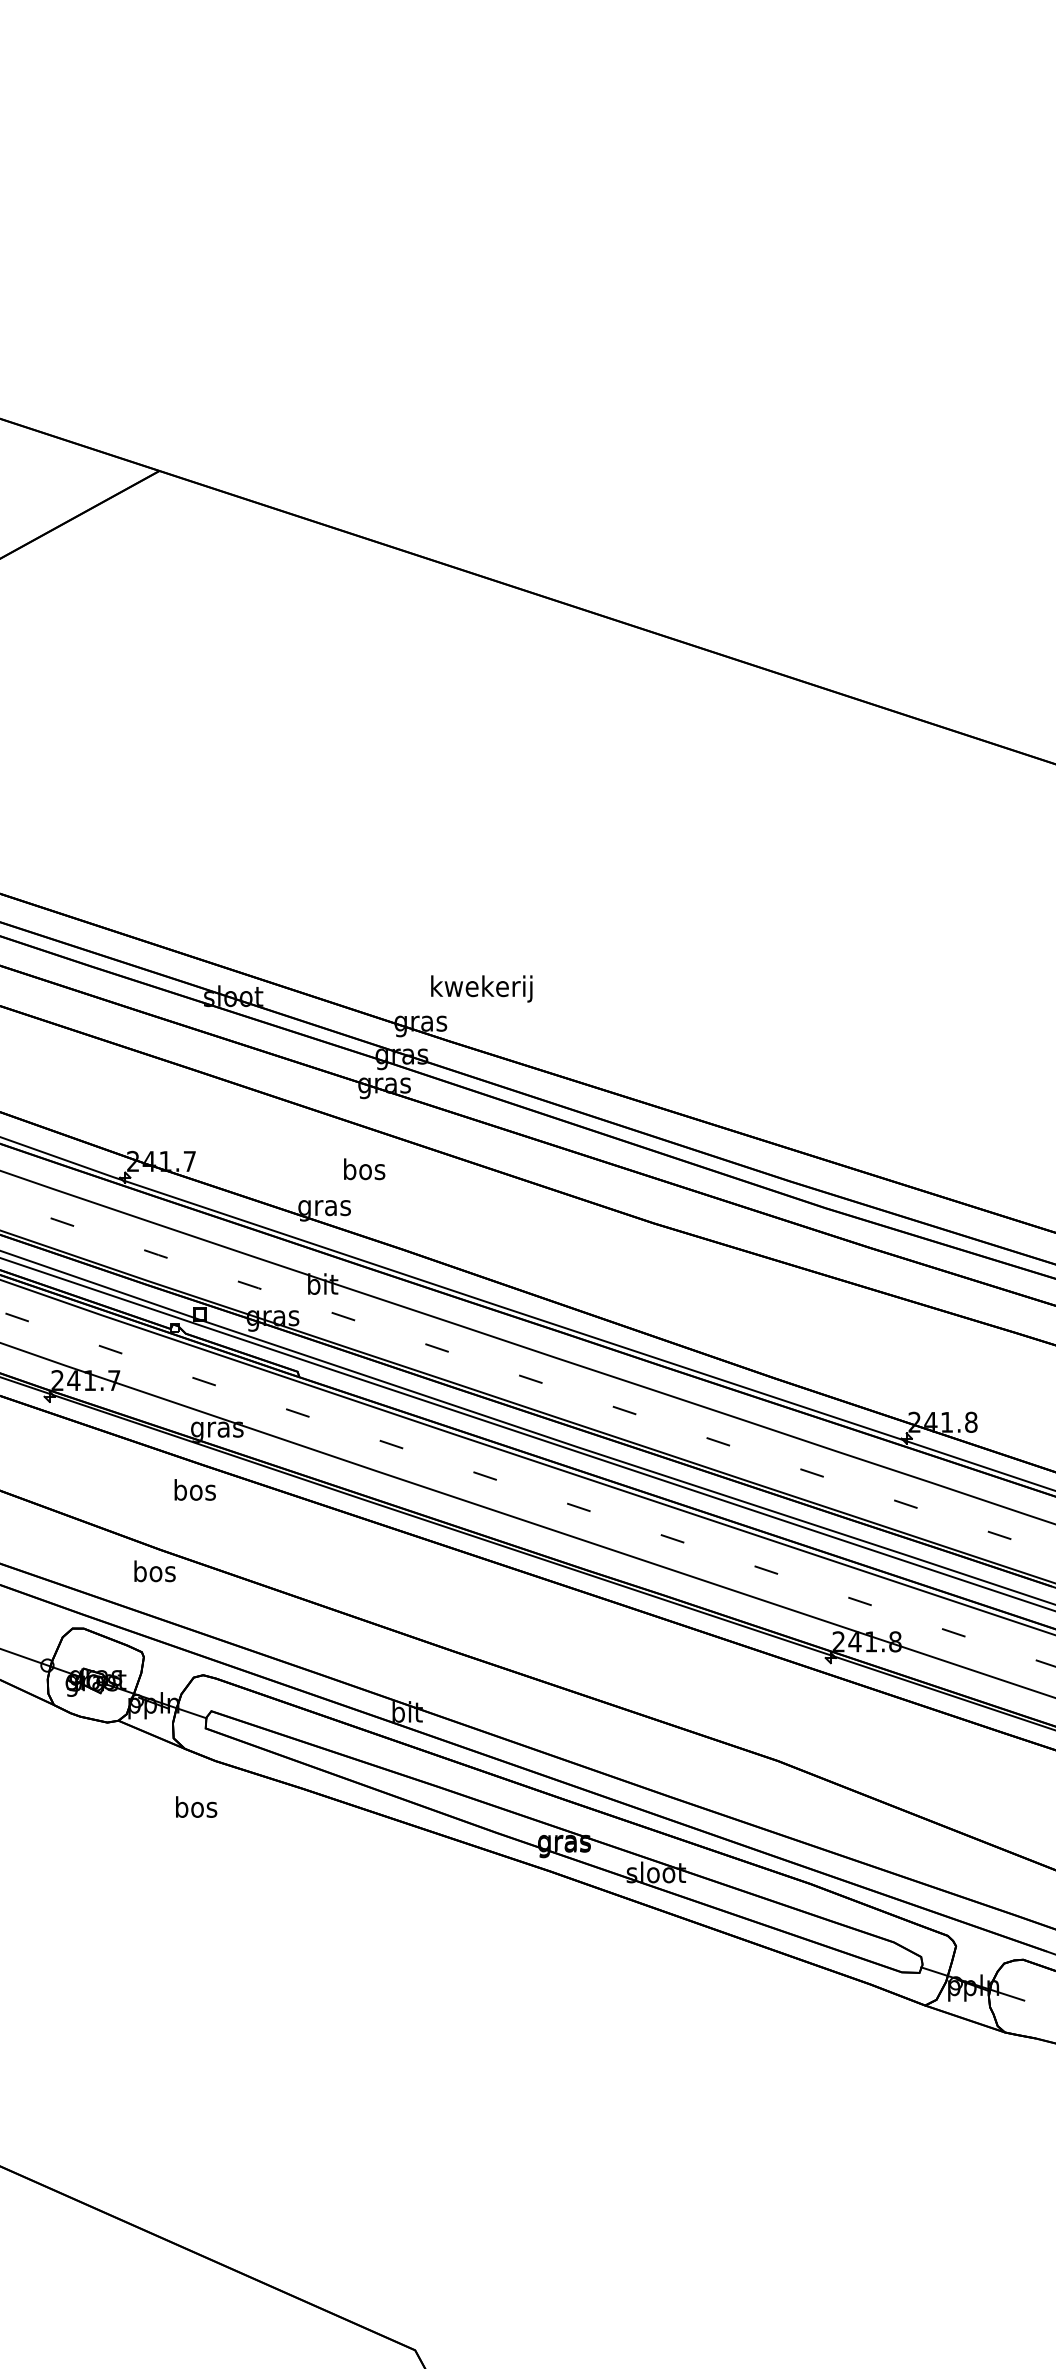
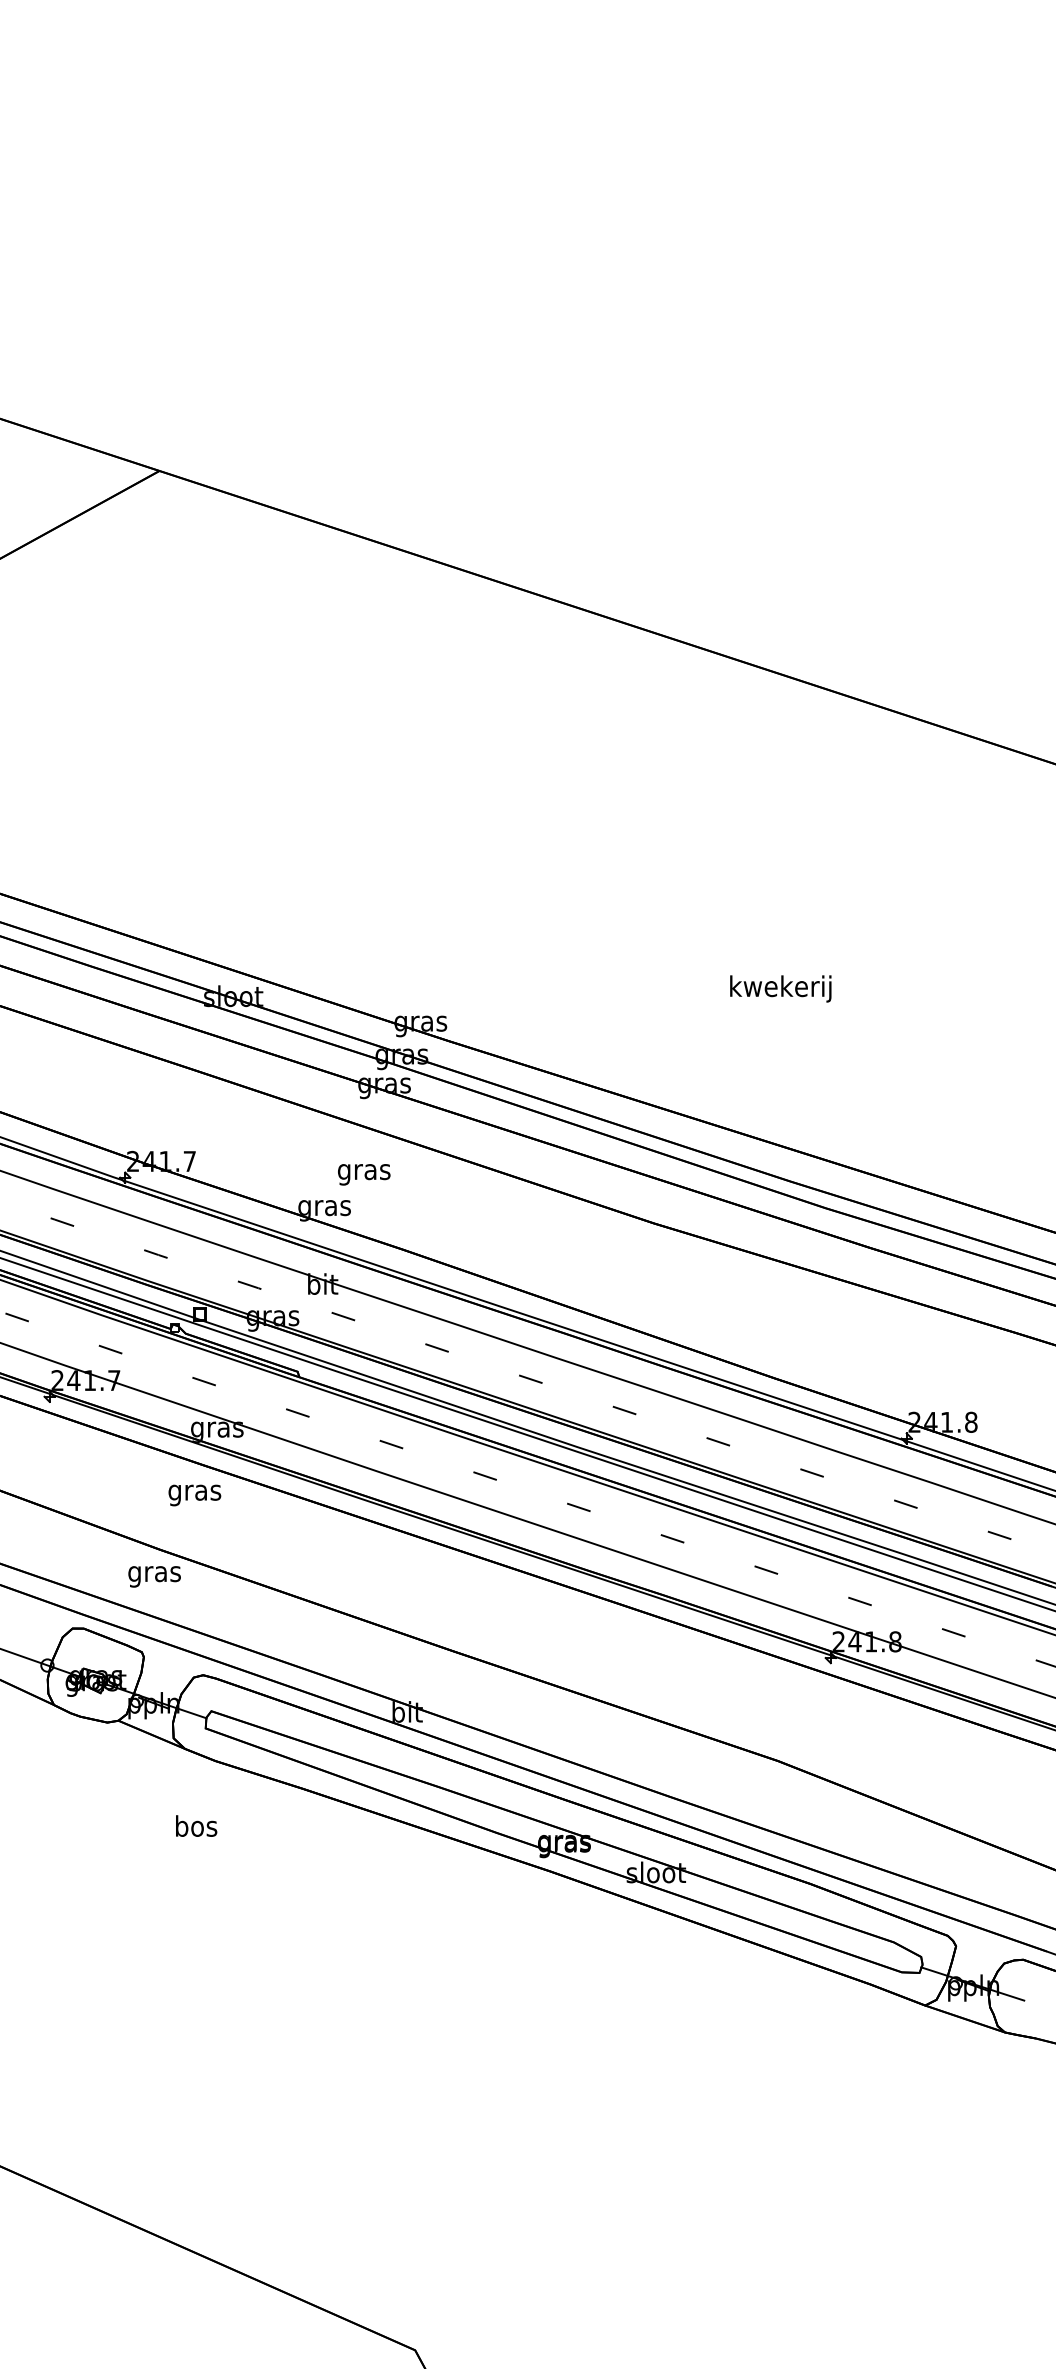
text position: (481, 988) -> (780, 988) (780, 988)
text: bos -> gras (364, 1171)
text: bos -> gras (194, 1492)
text: bos -> gras (154, 1573)
text position: (196, 1806) -> (196, 1825) (196, 1825)
